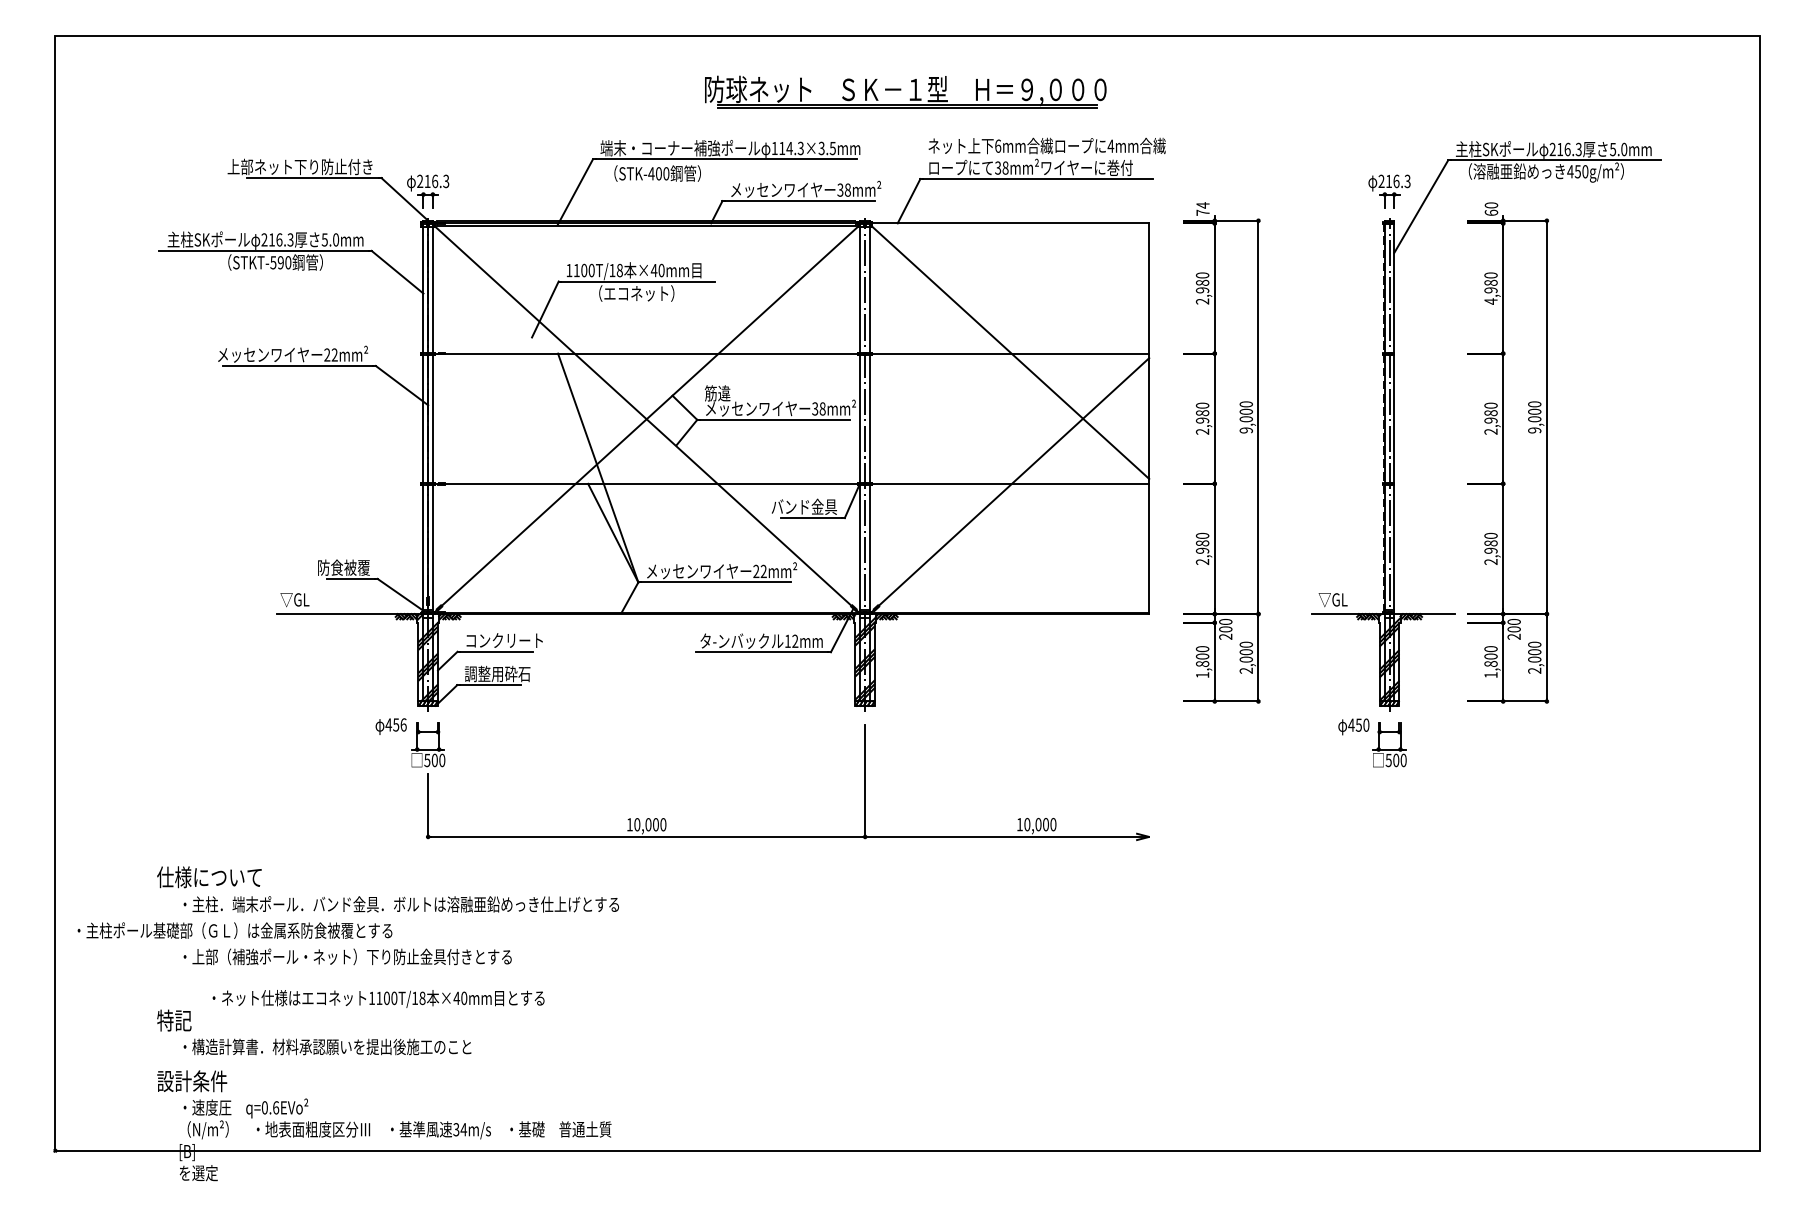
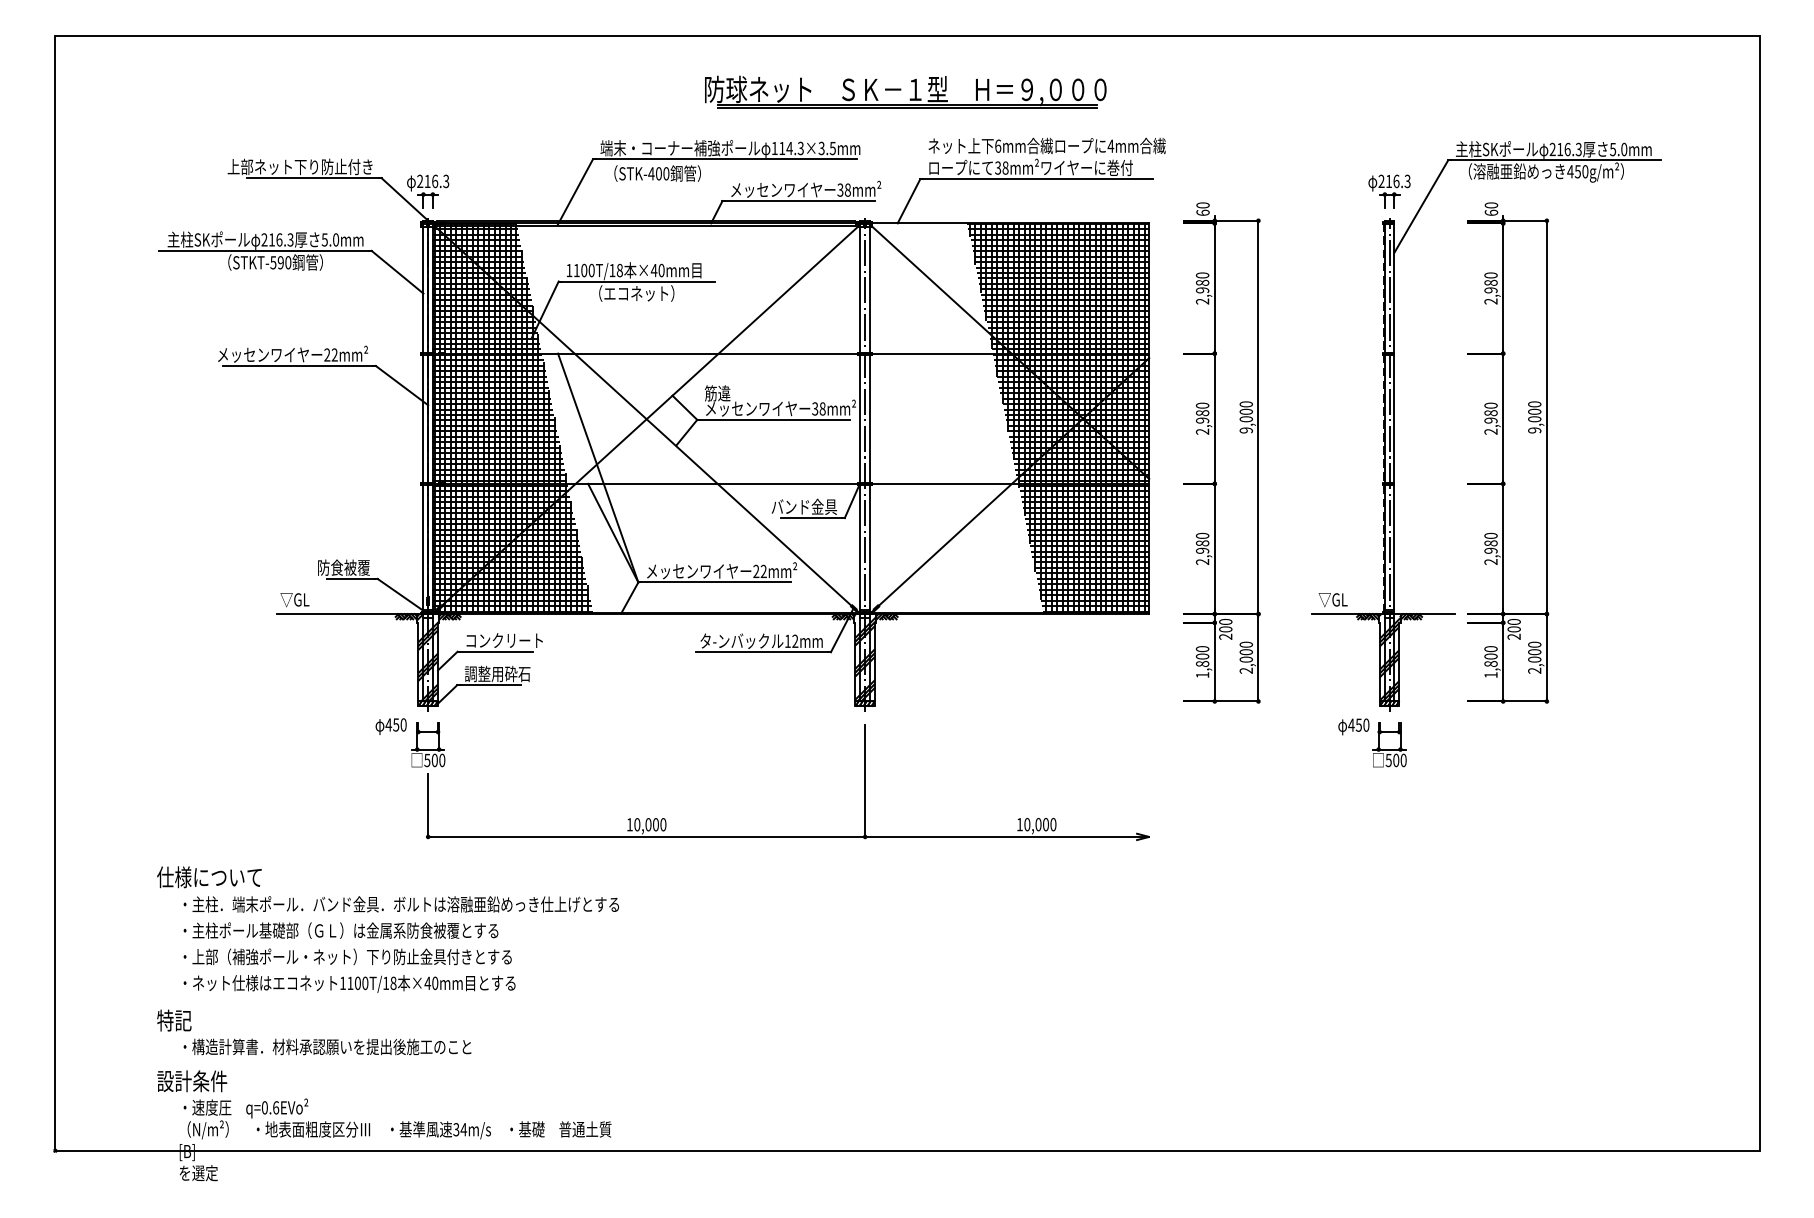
text: 74 -> 60 (1202, 208)
text: 4,980 -> 2,980 (1490, 301)
hatch: none -> present (512, 417)
hatch: none -> present (1058, 417)
text: 456 -> 450 (403, 724)
text position: (234, 930) -> (340, 930) (340, 930)
text position: (378, 998) -> (349, 983) (349, 983)
